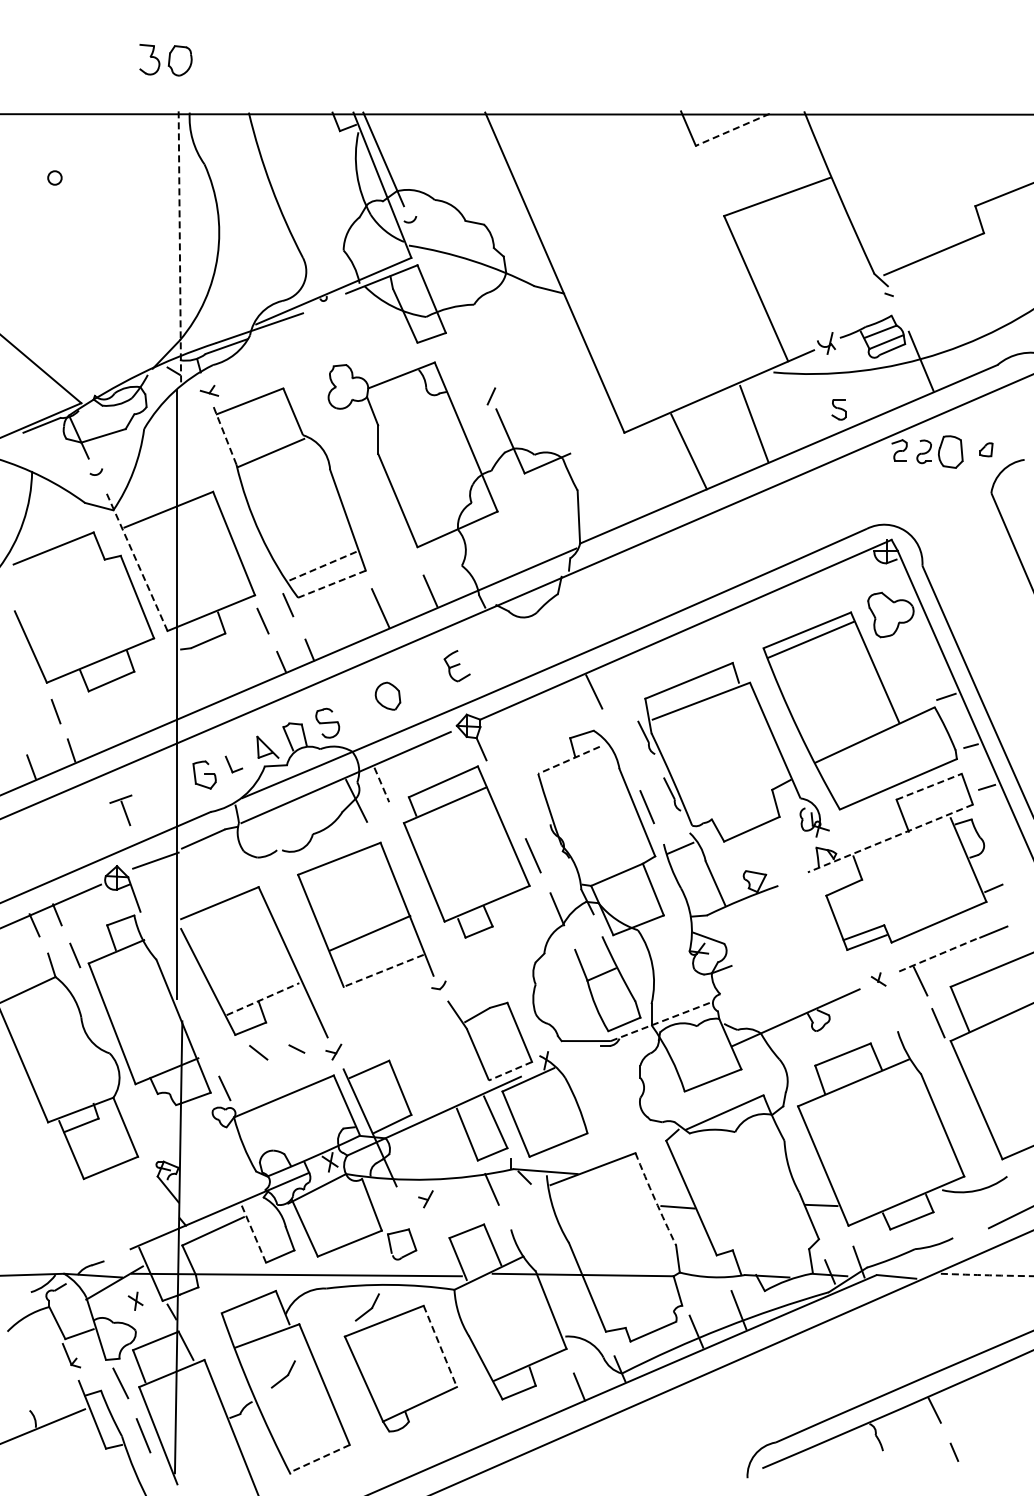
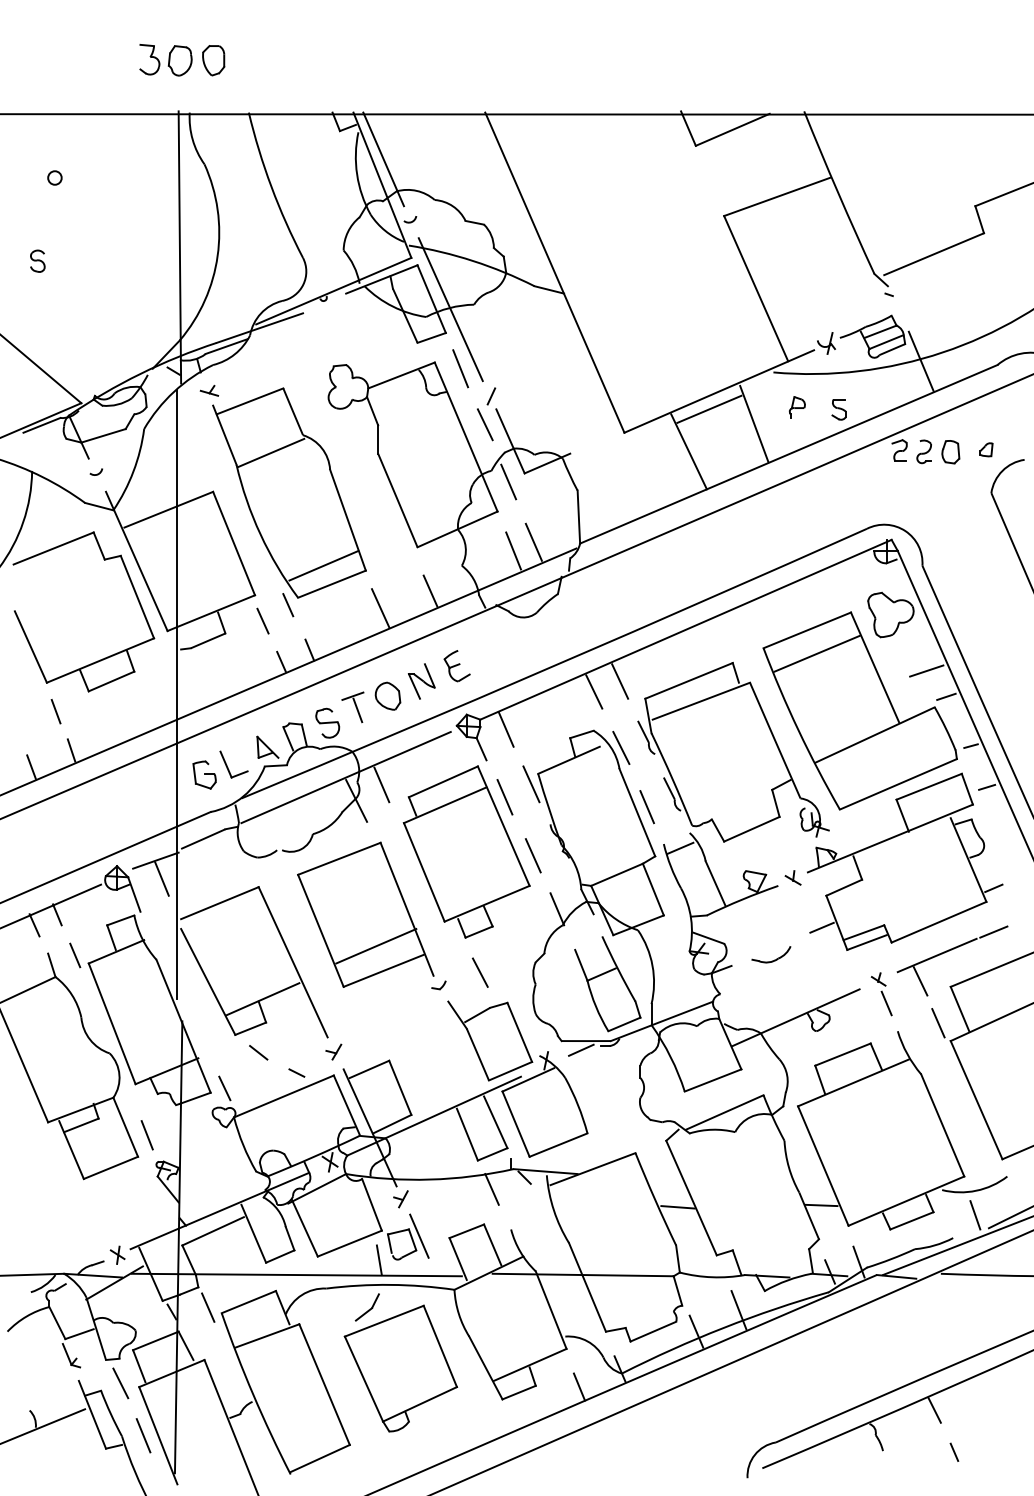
part: none -> present (213, 60)
line: dashed -> solid (732, 130)
line: dashed -> solid (179, 247)
part: none -> present (37, 260)
line: none -> present (450, 309)
line: none -> present (460, 368)
part: none -> present (796, 407)
line: none -> present (709, 408)
line: none -> present (484, 424)
line: dashed -> solid (224, 435)
part size: 26x34 px -> 20x25 px (950, 452)
line: none -> present (508, 481)
line: none -> present (533, 541)
line: none -> present (513, 550)
line: dashed -> solid (136, 560)
line: dashed -> solid (323, 565)
line: dashed -> solid (331, 584)
line position: (810, 639) -> (816, 653) (816, 653)
line: none -> present (926, 670)
part: none -> present (421, 681)
line: none -> present (620, 681)
line: none -> present (505, 729)
line: none -> present (621, 747)
line: dashed -> solid (569, 760)
part size: 20x19 px -> 30x29 px (233, 764)
line: dashed -> solid (381, 784)
line: none -> present (531, 784)
line: dashed -> solid (929, 786)
line: none -> present (504, 797)
part position: (120, 810) -> (352, 707) (352, 707)
line: dashed -> solid (889, 838)
part: none -> present (792, 877)
line: none -> present (161, 878)
line: none -> present (821, 927)
line position: (370, 933) -> (376, 946) (376, 946)
part: none -> present (771, 954)
line: dashed -> solid (937, 955)
line: dashed -> solid (383, 971)
line: none -> present (479, 972)
line: dashed -> solid (263, 999)
line: none -> present (886, 1003)
line: dashed -> solid (661, 1021)
line position: (296, 1048) -> (296, 1072) (296, 1072)
line: none -> present (581, 1049)
line: dashed -> solid (510, 1071)
line: none -> present (146, 1135)
part position: (425, 1199) -> (400, 1199) (400, 1199)
arc: dashed -> solid (655, 1199)
line: none -> present (975, 1215)
line: dashed -> solid (253, 1233)
line: none -> present (419, 1235)
line: none -> present (956, 1246)
line: none -> present (378, 1260)
arc: dashed -> solid (987, 1275)
part position: (135, 1300) -> (117, 1254) (117, 1254)
line: none -> present (208, 1307)
line: dashed -> solid (440, 1346)
part: present -> none (282, 1374)
line: dashed -> solid (320, 1458)
